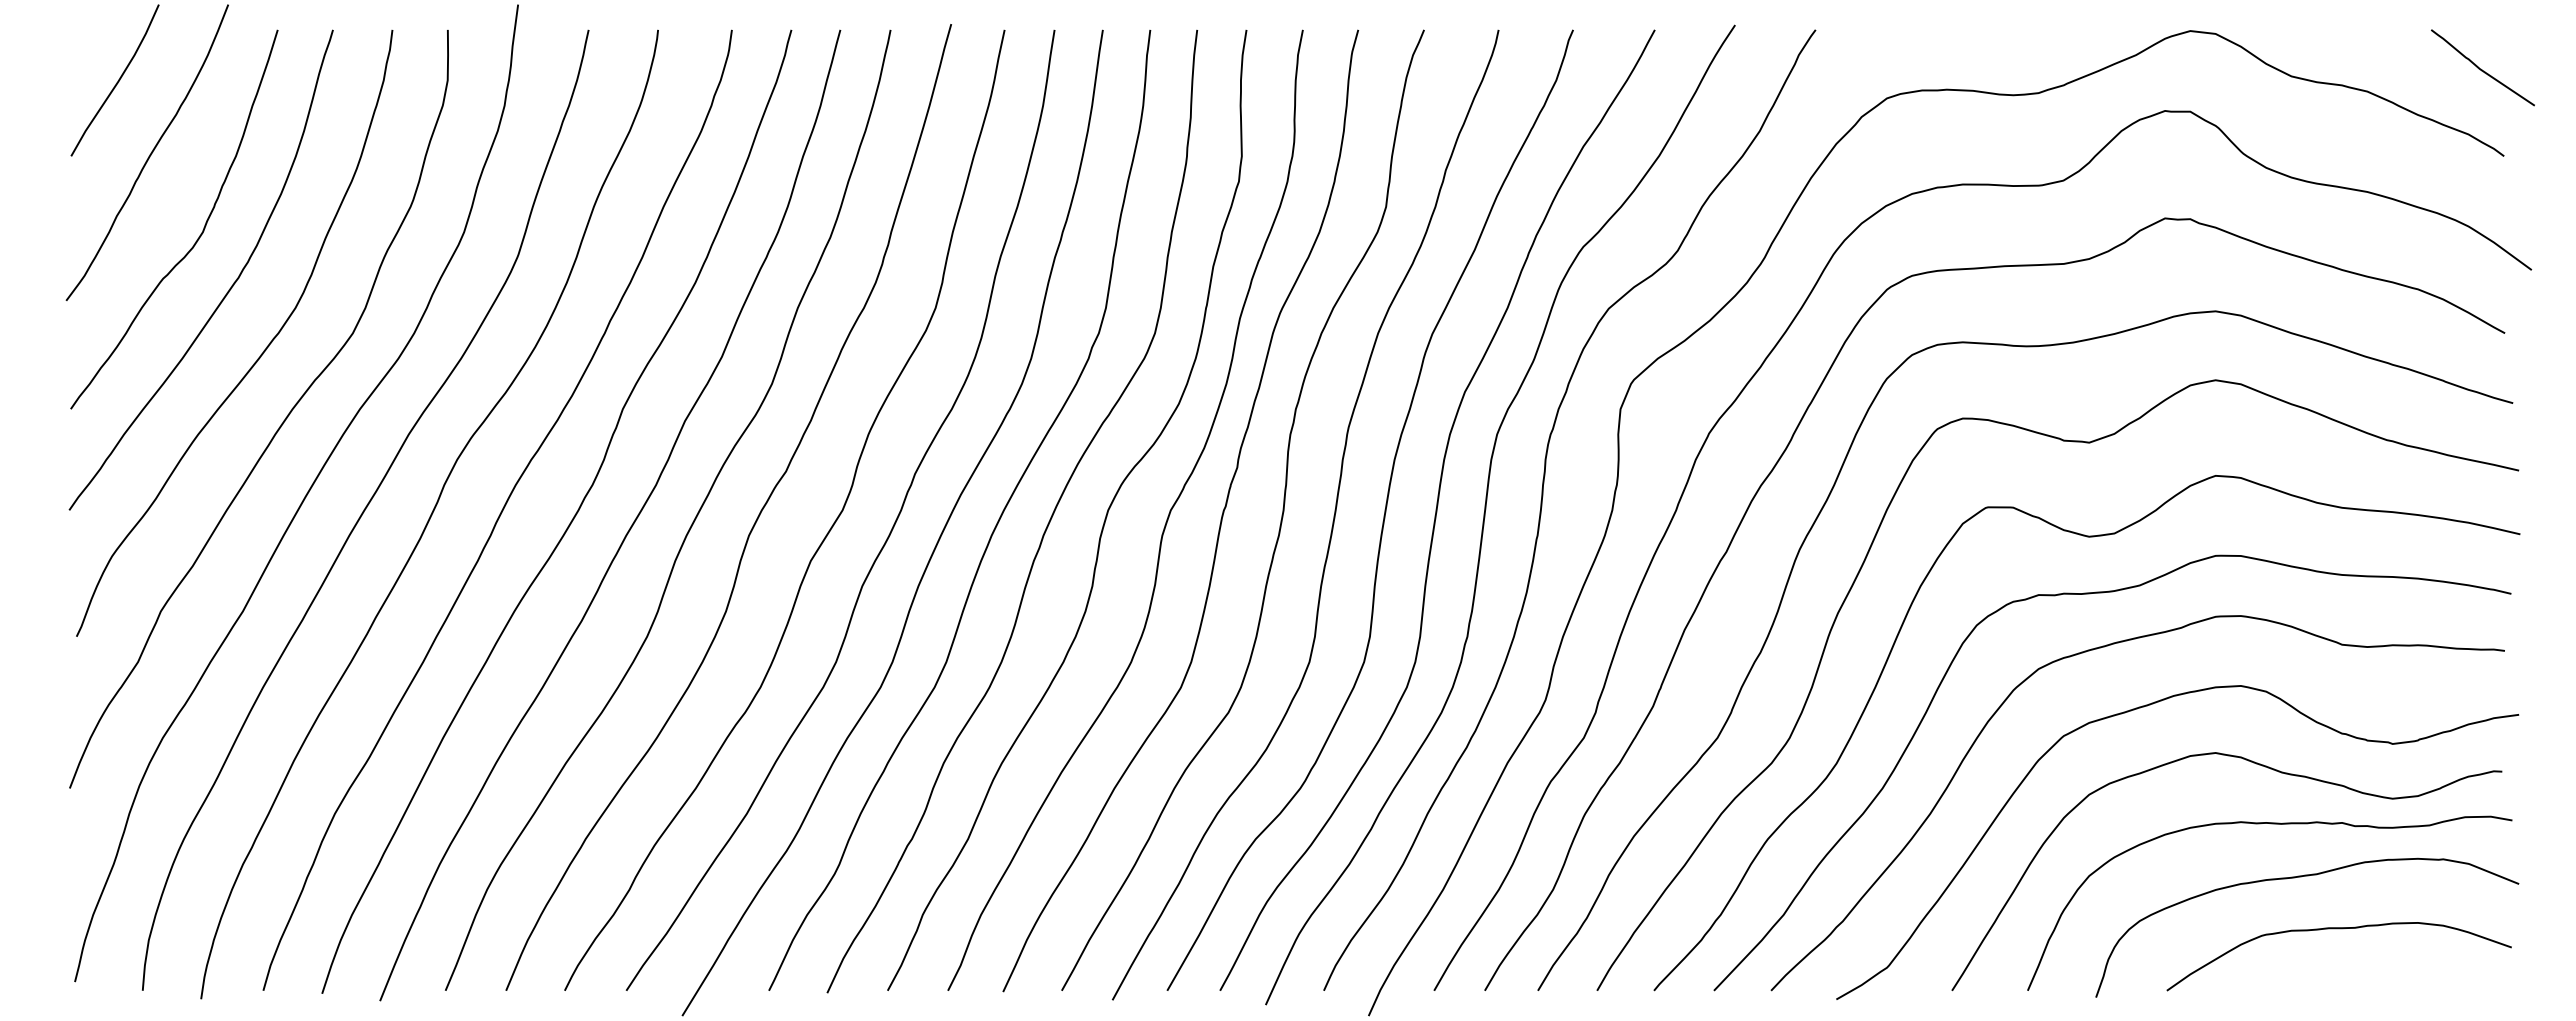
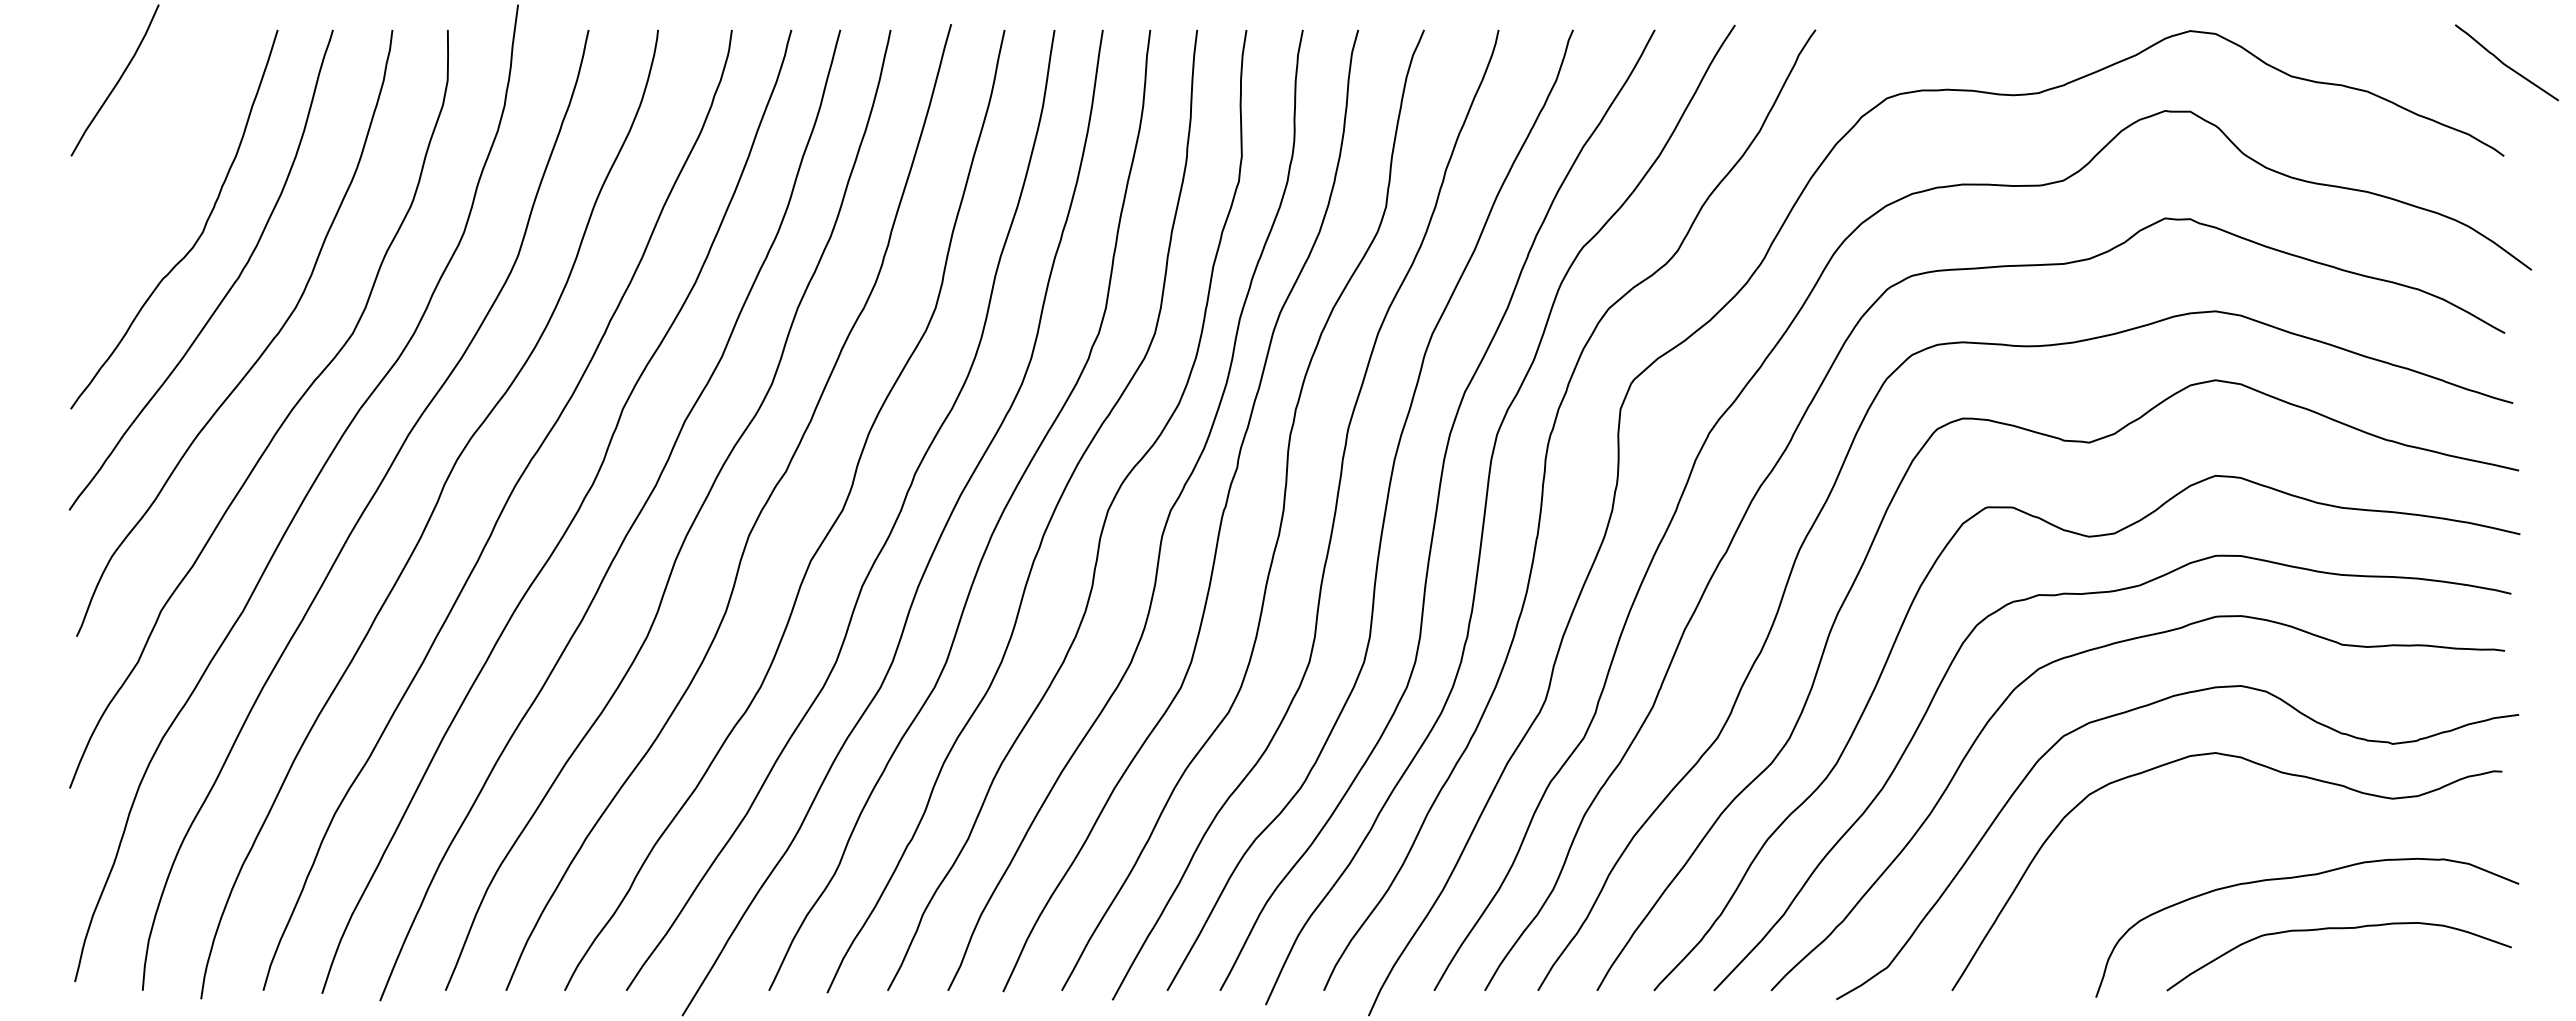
curve position: (2482, 69) -> (2506, 64) (2506, 64)
curve: present -> none (149, 154)
curve: present -> none (2270, 824)
